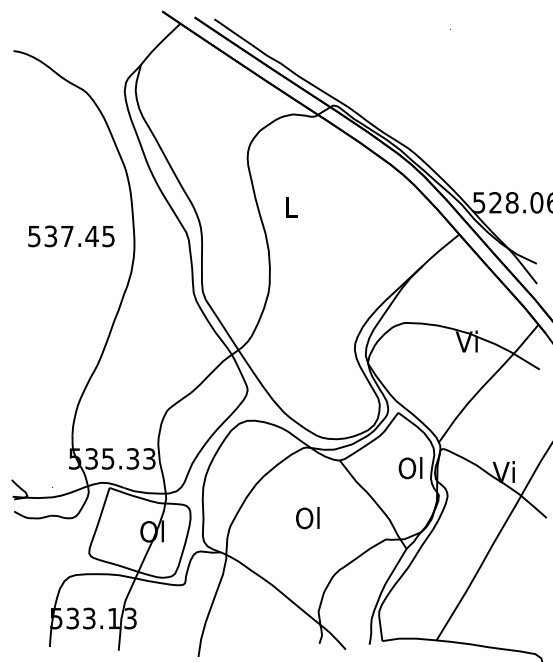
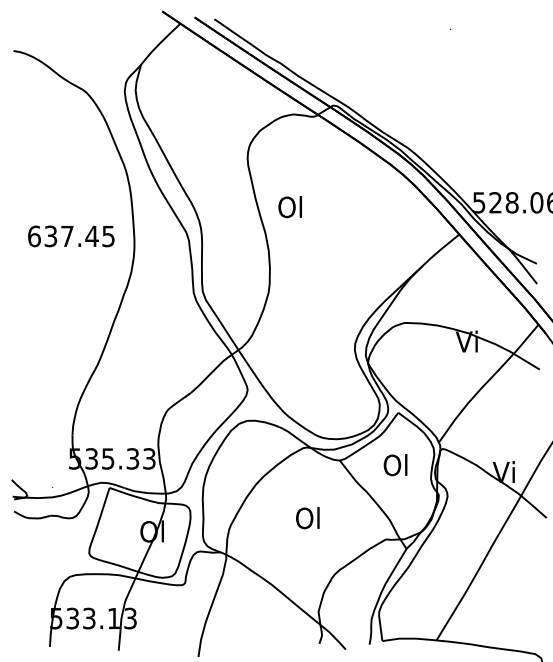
text: L -> Ol (289, 207)
text: 537.45 -> 637.45 (34, 236)
text position: (410, 468) -> (395, 465) (395, 465)
